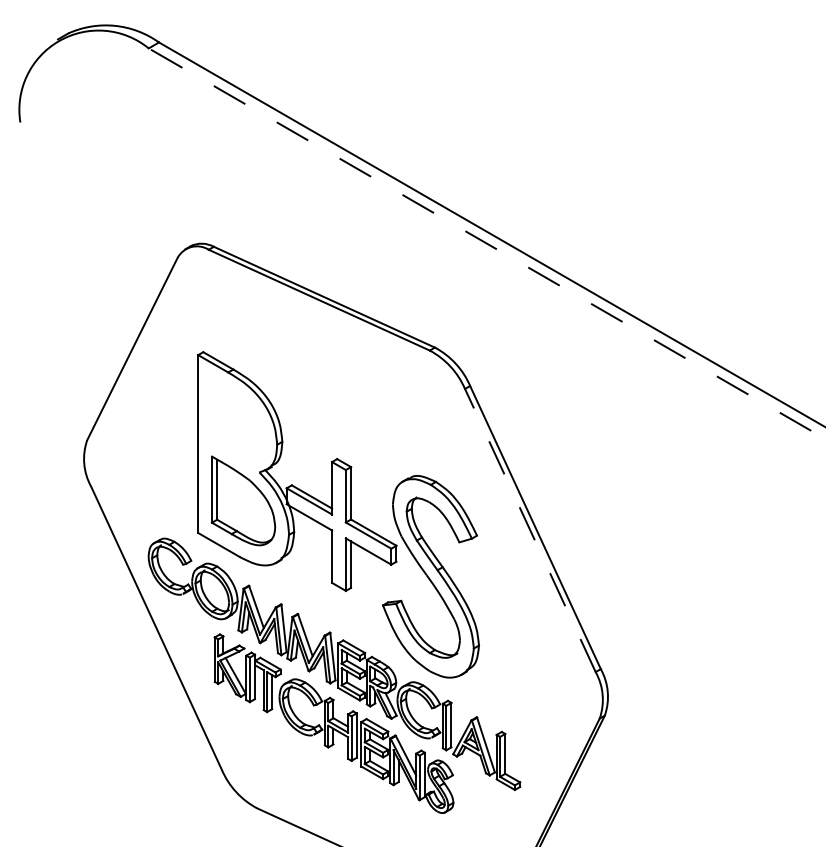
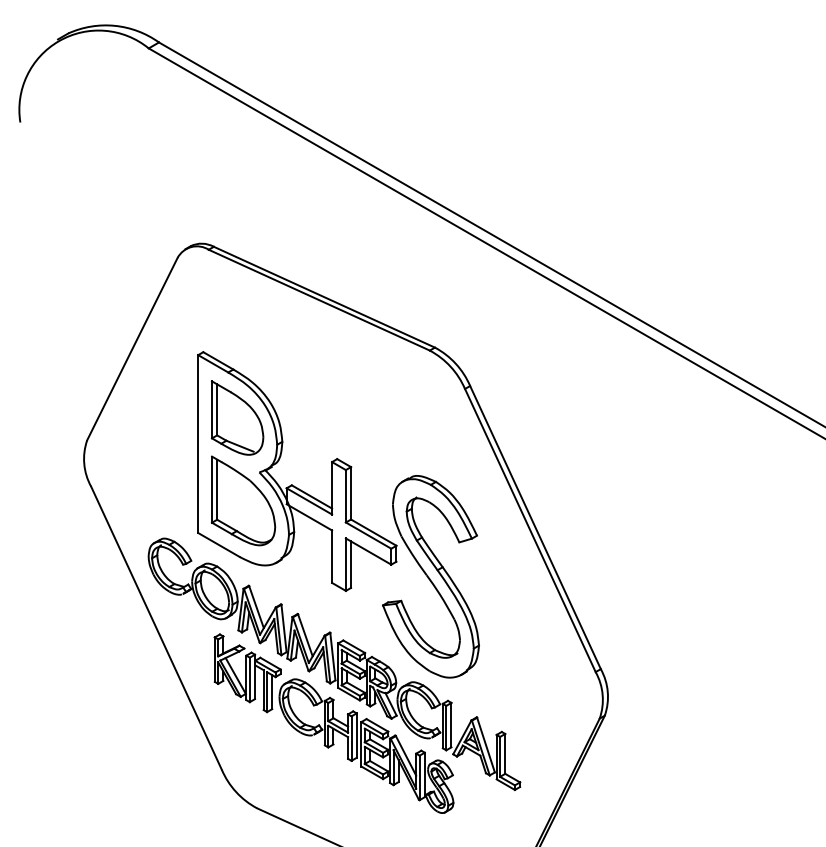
line: dashed -> solid (487, 243)
part: none -> present (237, 417)
line: dashed -> solid (530, 530)
